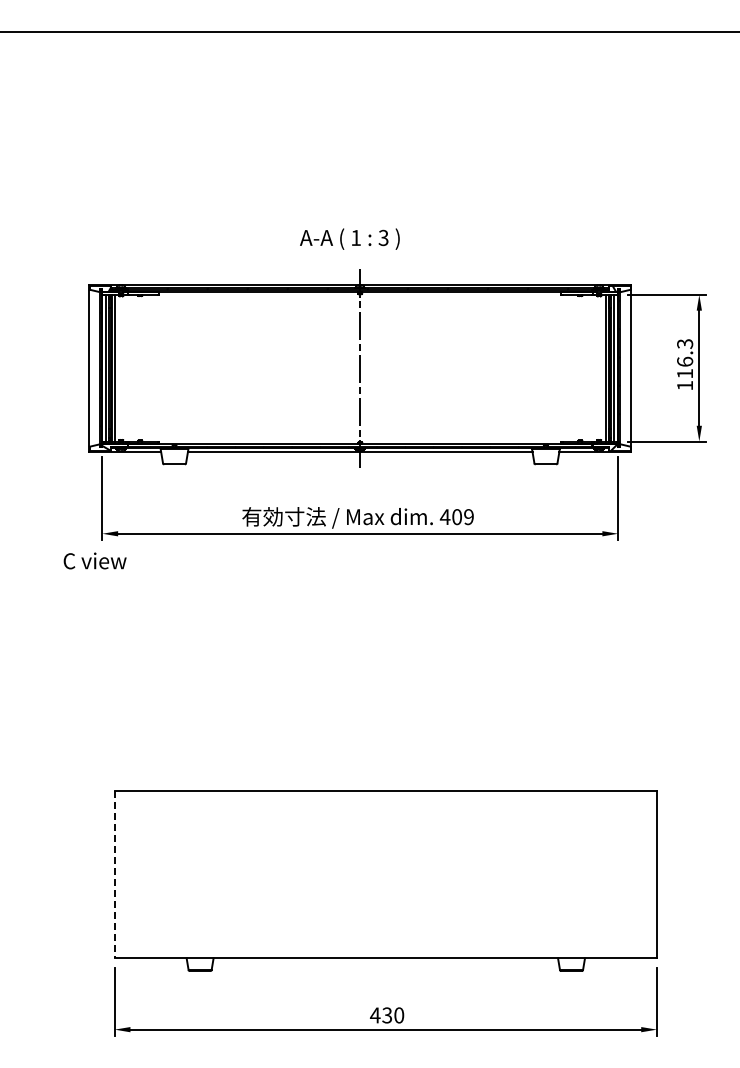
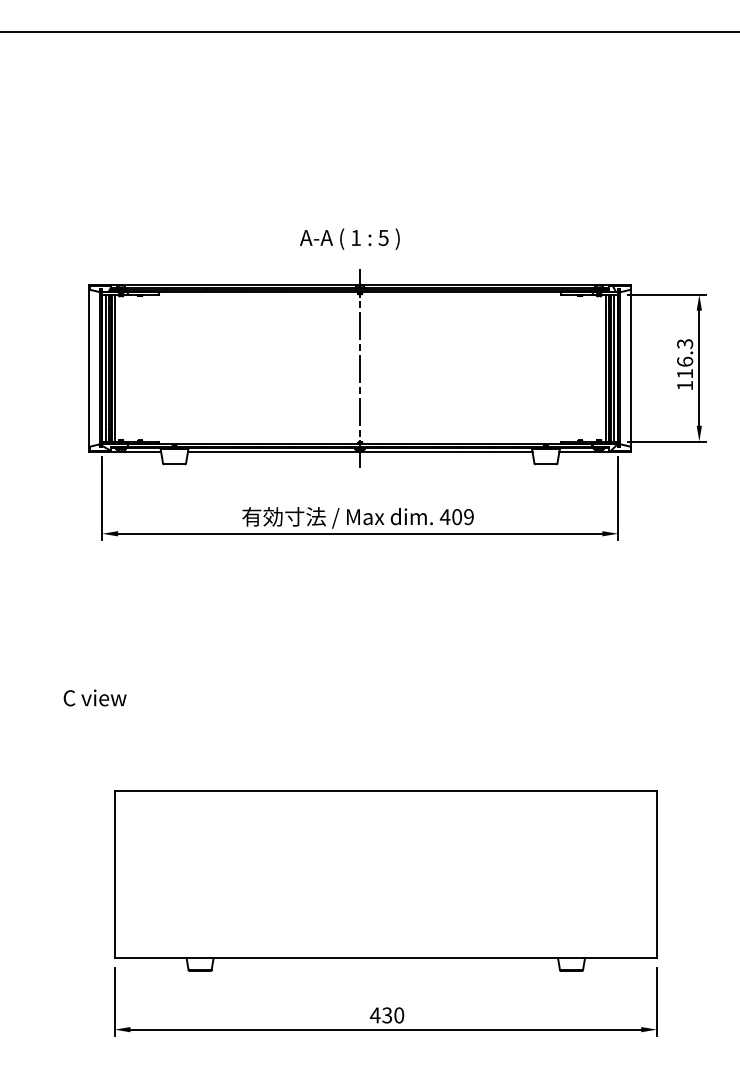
text: 3 -> 5 (383, 237)
text position: (94, 560) -> (94, 697) (94, 697)
line: dashed -> solid (114, 874)
